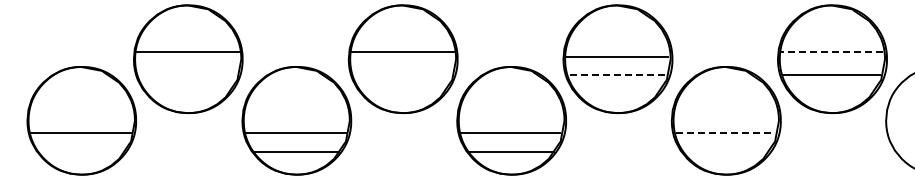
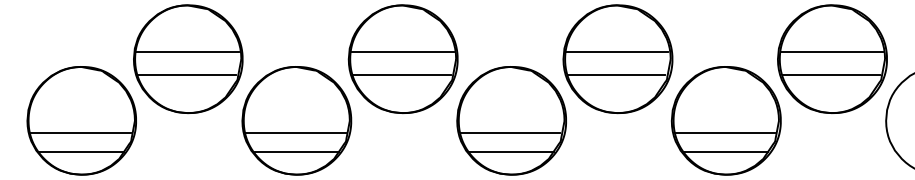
line: dashed -> solid (831, 52)
line position: (617, 57) -> (617, 52) (617, 52)
line: none -> present (186, 75)
line: none -> present (401, 75)
line: dashed -> solid (616, 75)
line: dashed -> solid (725, 133)
line: none -> present (81, 151)
line: none -> present (726, 151)
